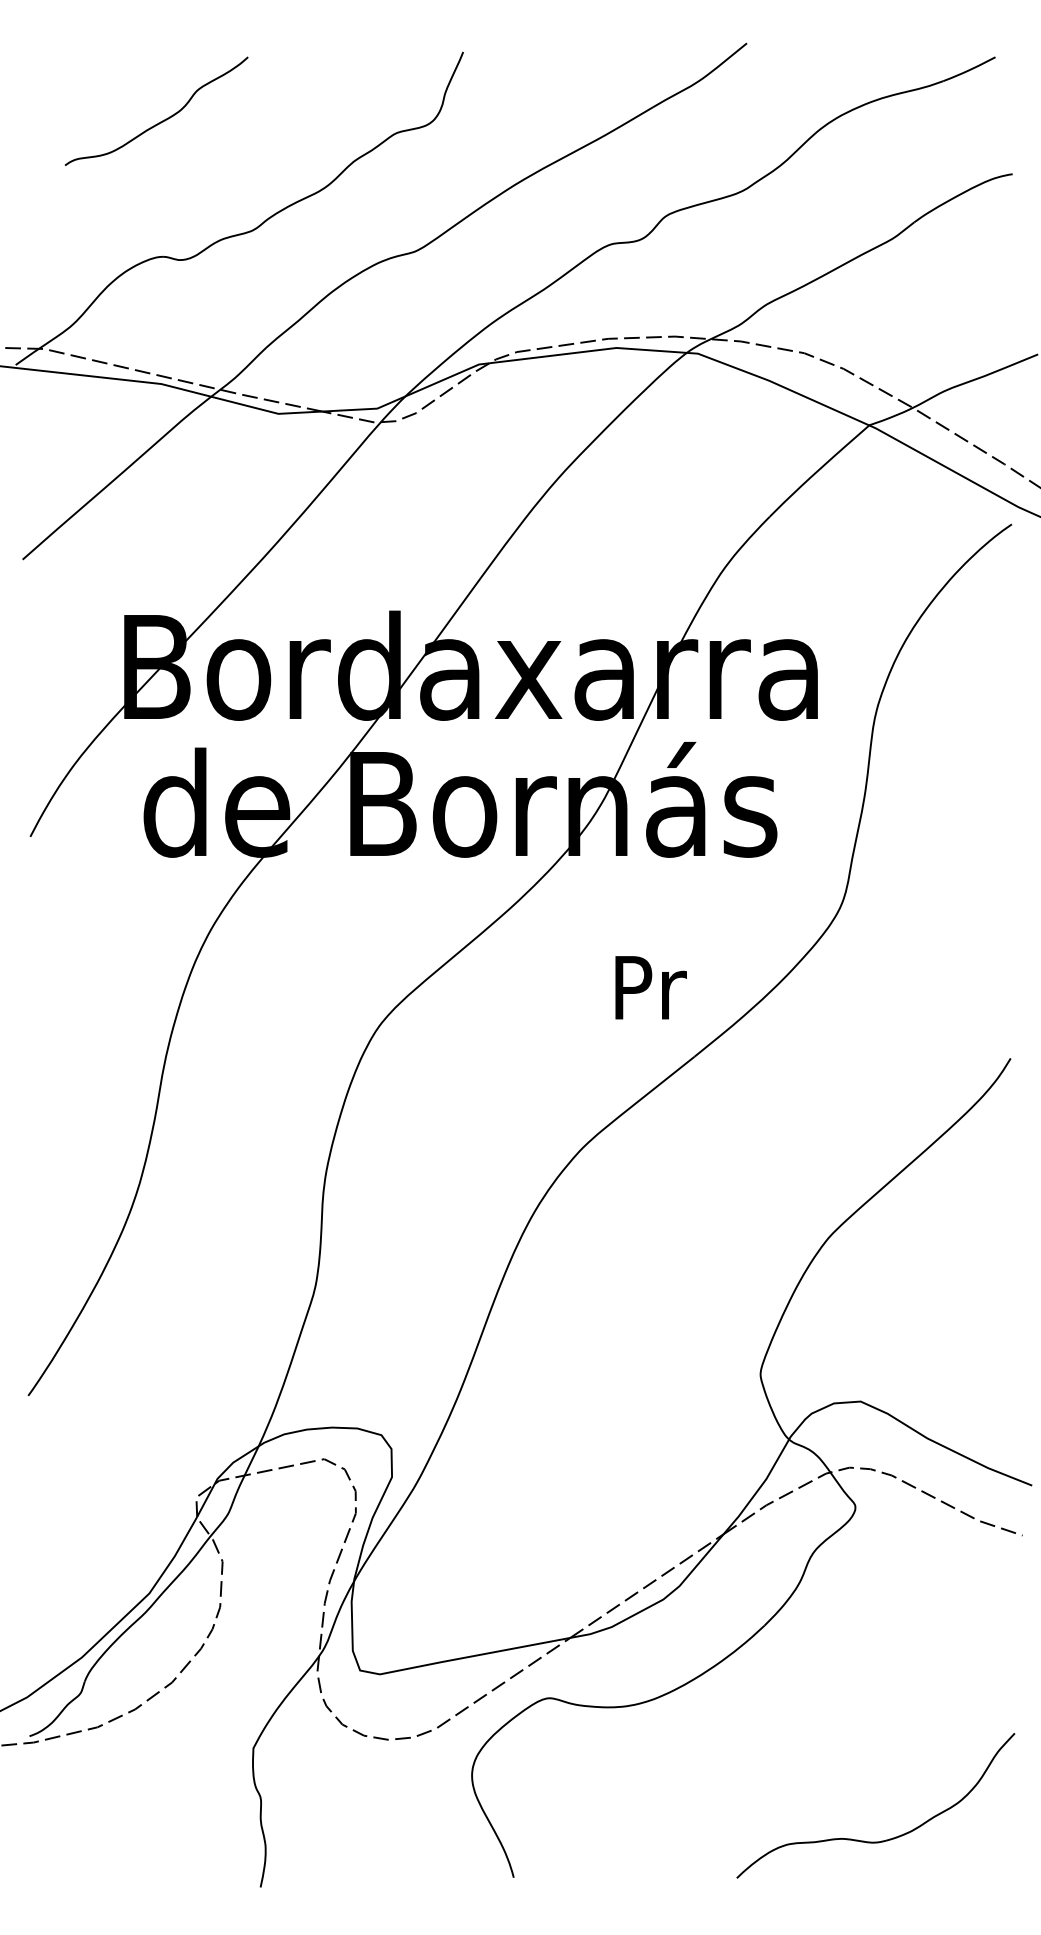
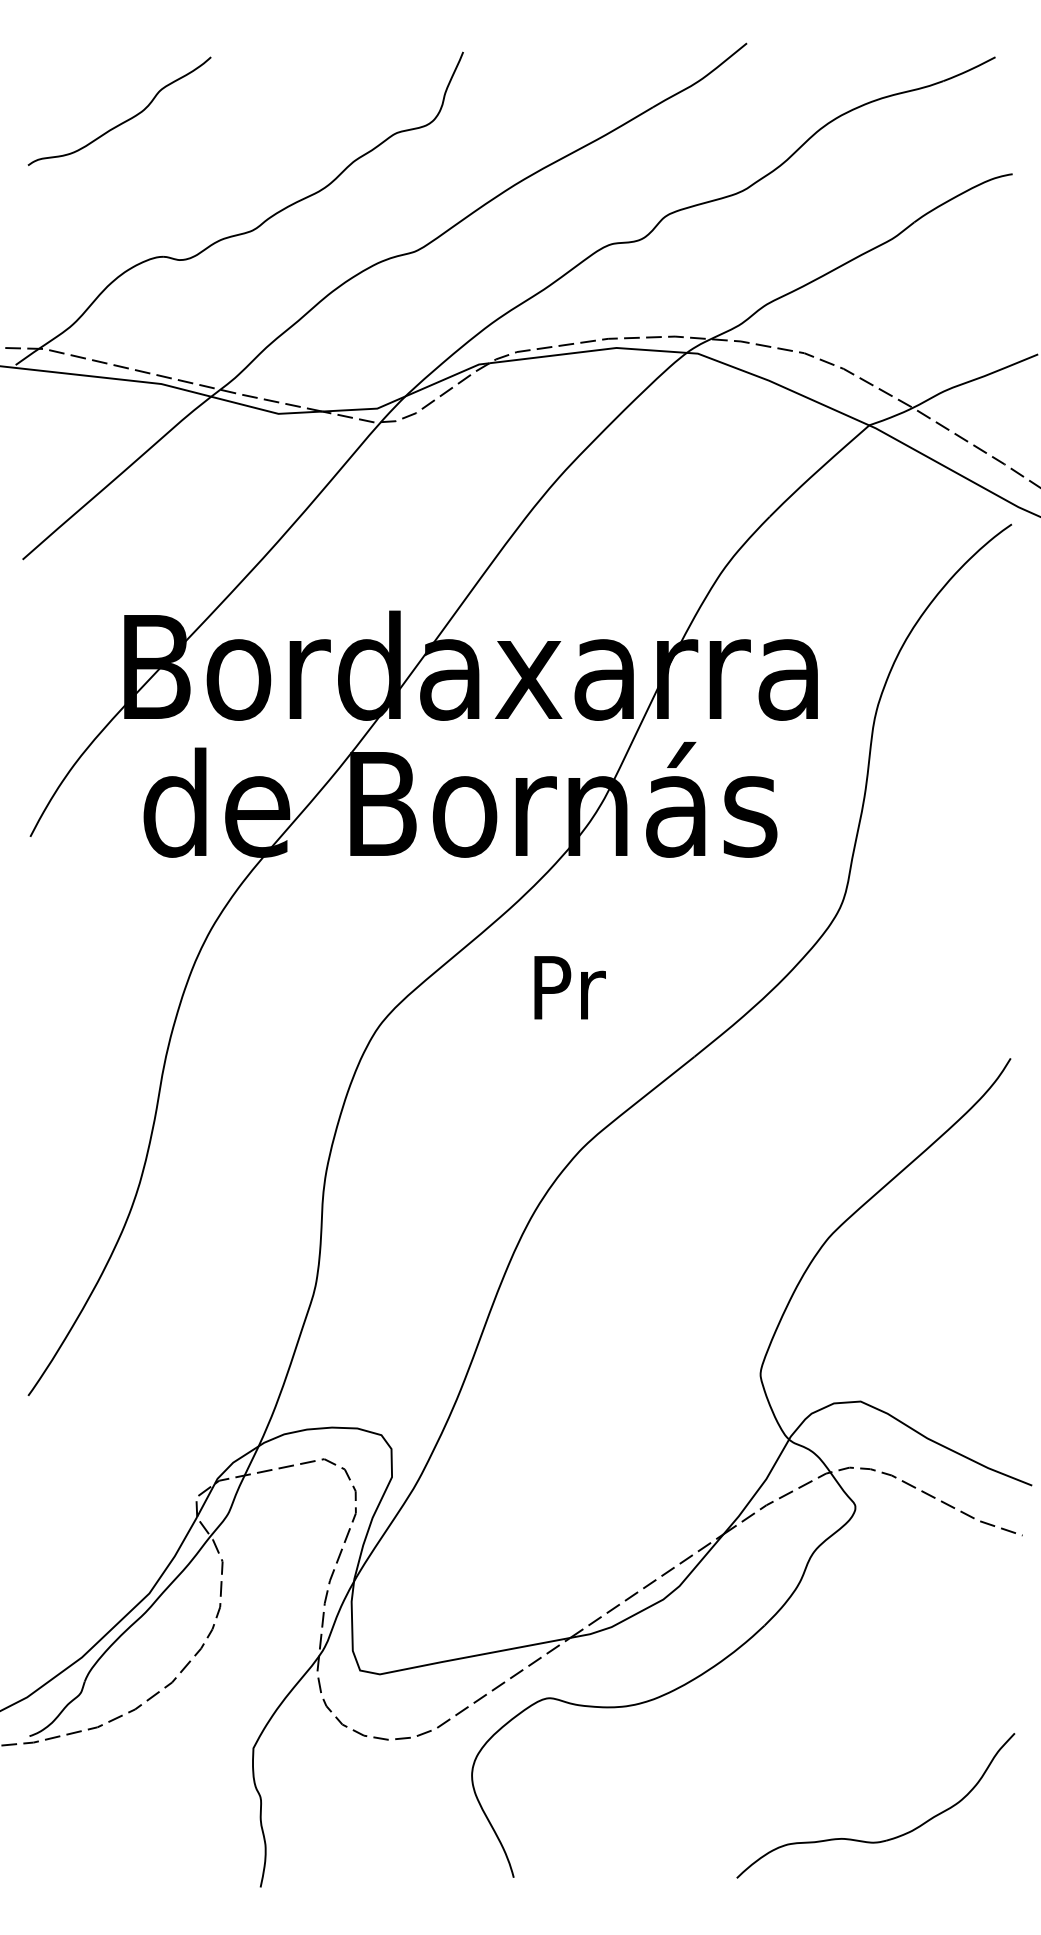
curve position: (162, 120) -> (125, 120) (125, 120)
text position: (650, 987) -> (569, 987) (569, 987)
